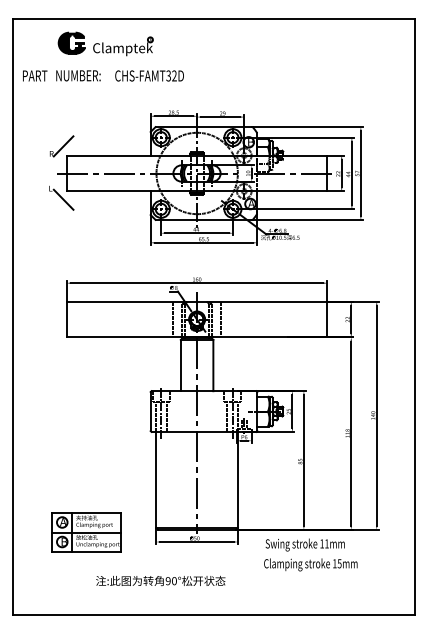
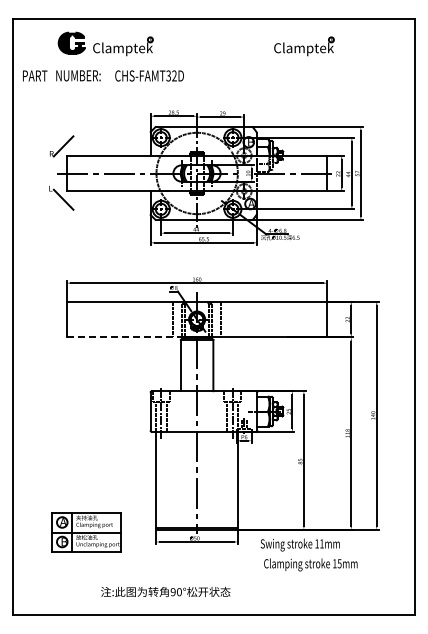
part: none -> present (304, 46)
line: solid -> dashed (123, 337)
text position: (304, 544) -> (299, 544) (299, 544)
text position: (160, 580) -> (165, 591) (165, 591)
